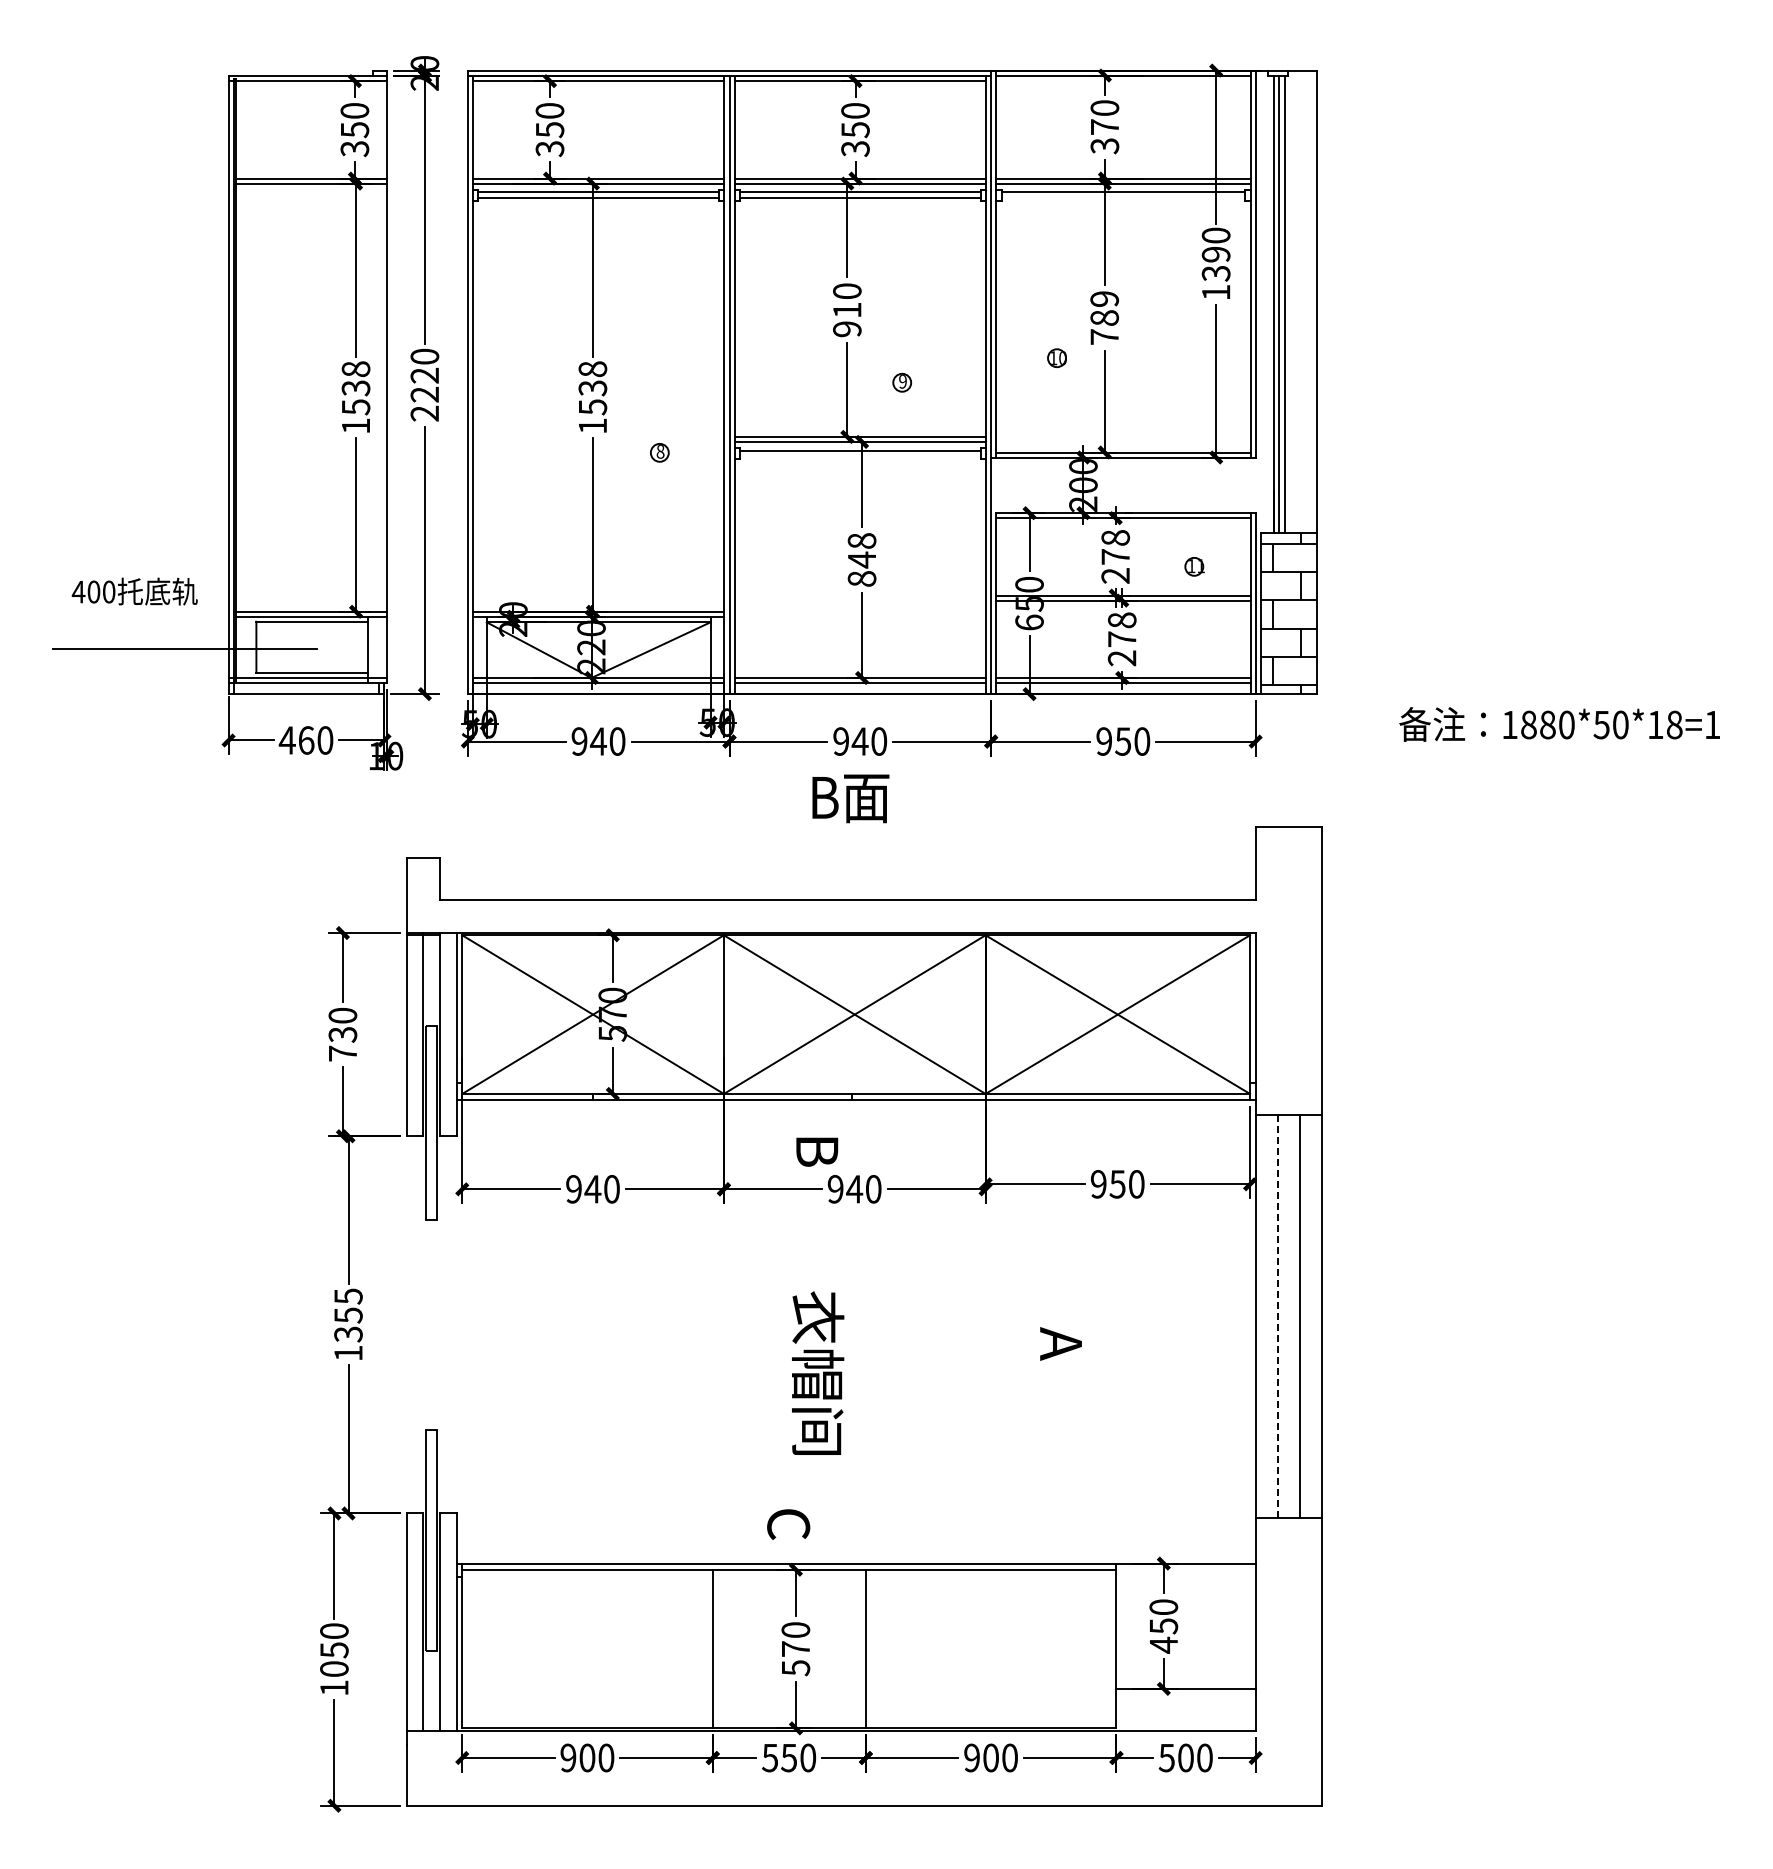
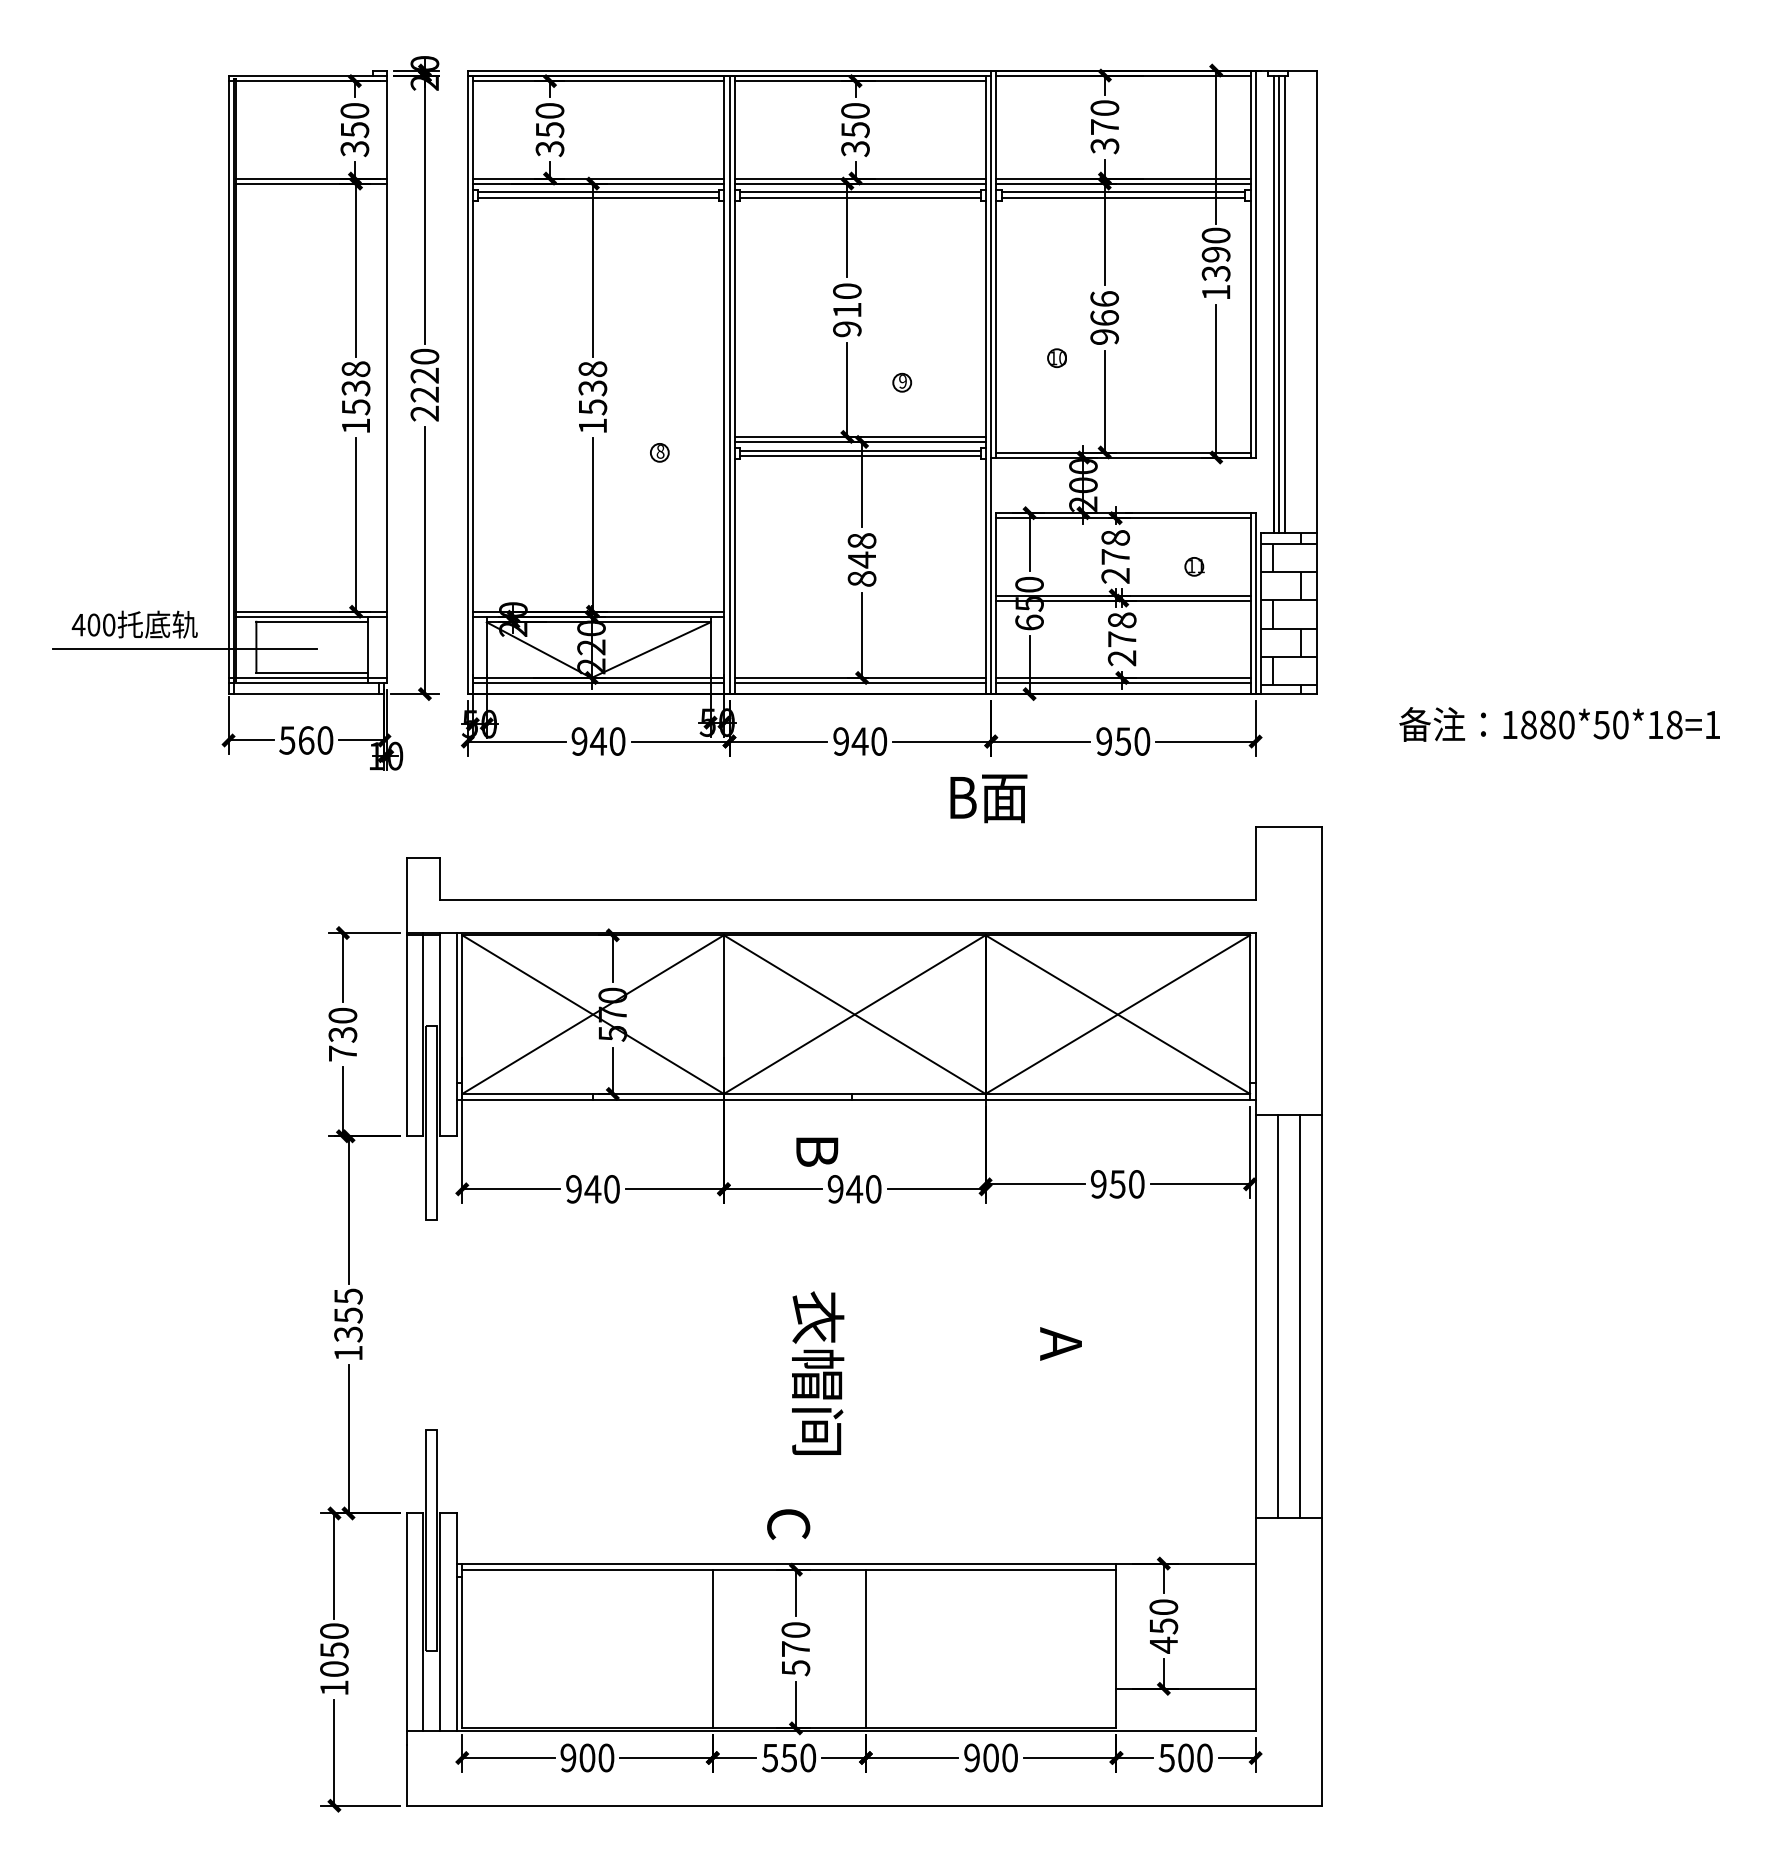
line: none -> present (1123, 197)
text: 789 -> 966 (1104, 317)
line: none -> present (860, 456)
text position: (134, 591) -> (134, 624) (134, 624)
text: 460 -> 560 (286, 740)
text position: (850, 798) -> (988, 798) (988, 798)
line: dashed -> solid (1277, 1317)
